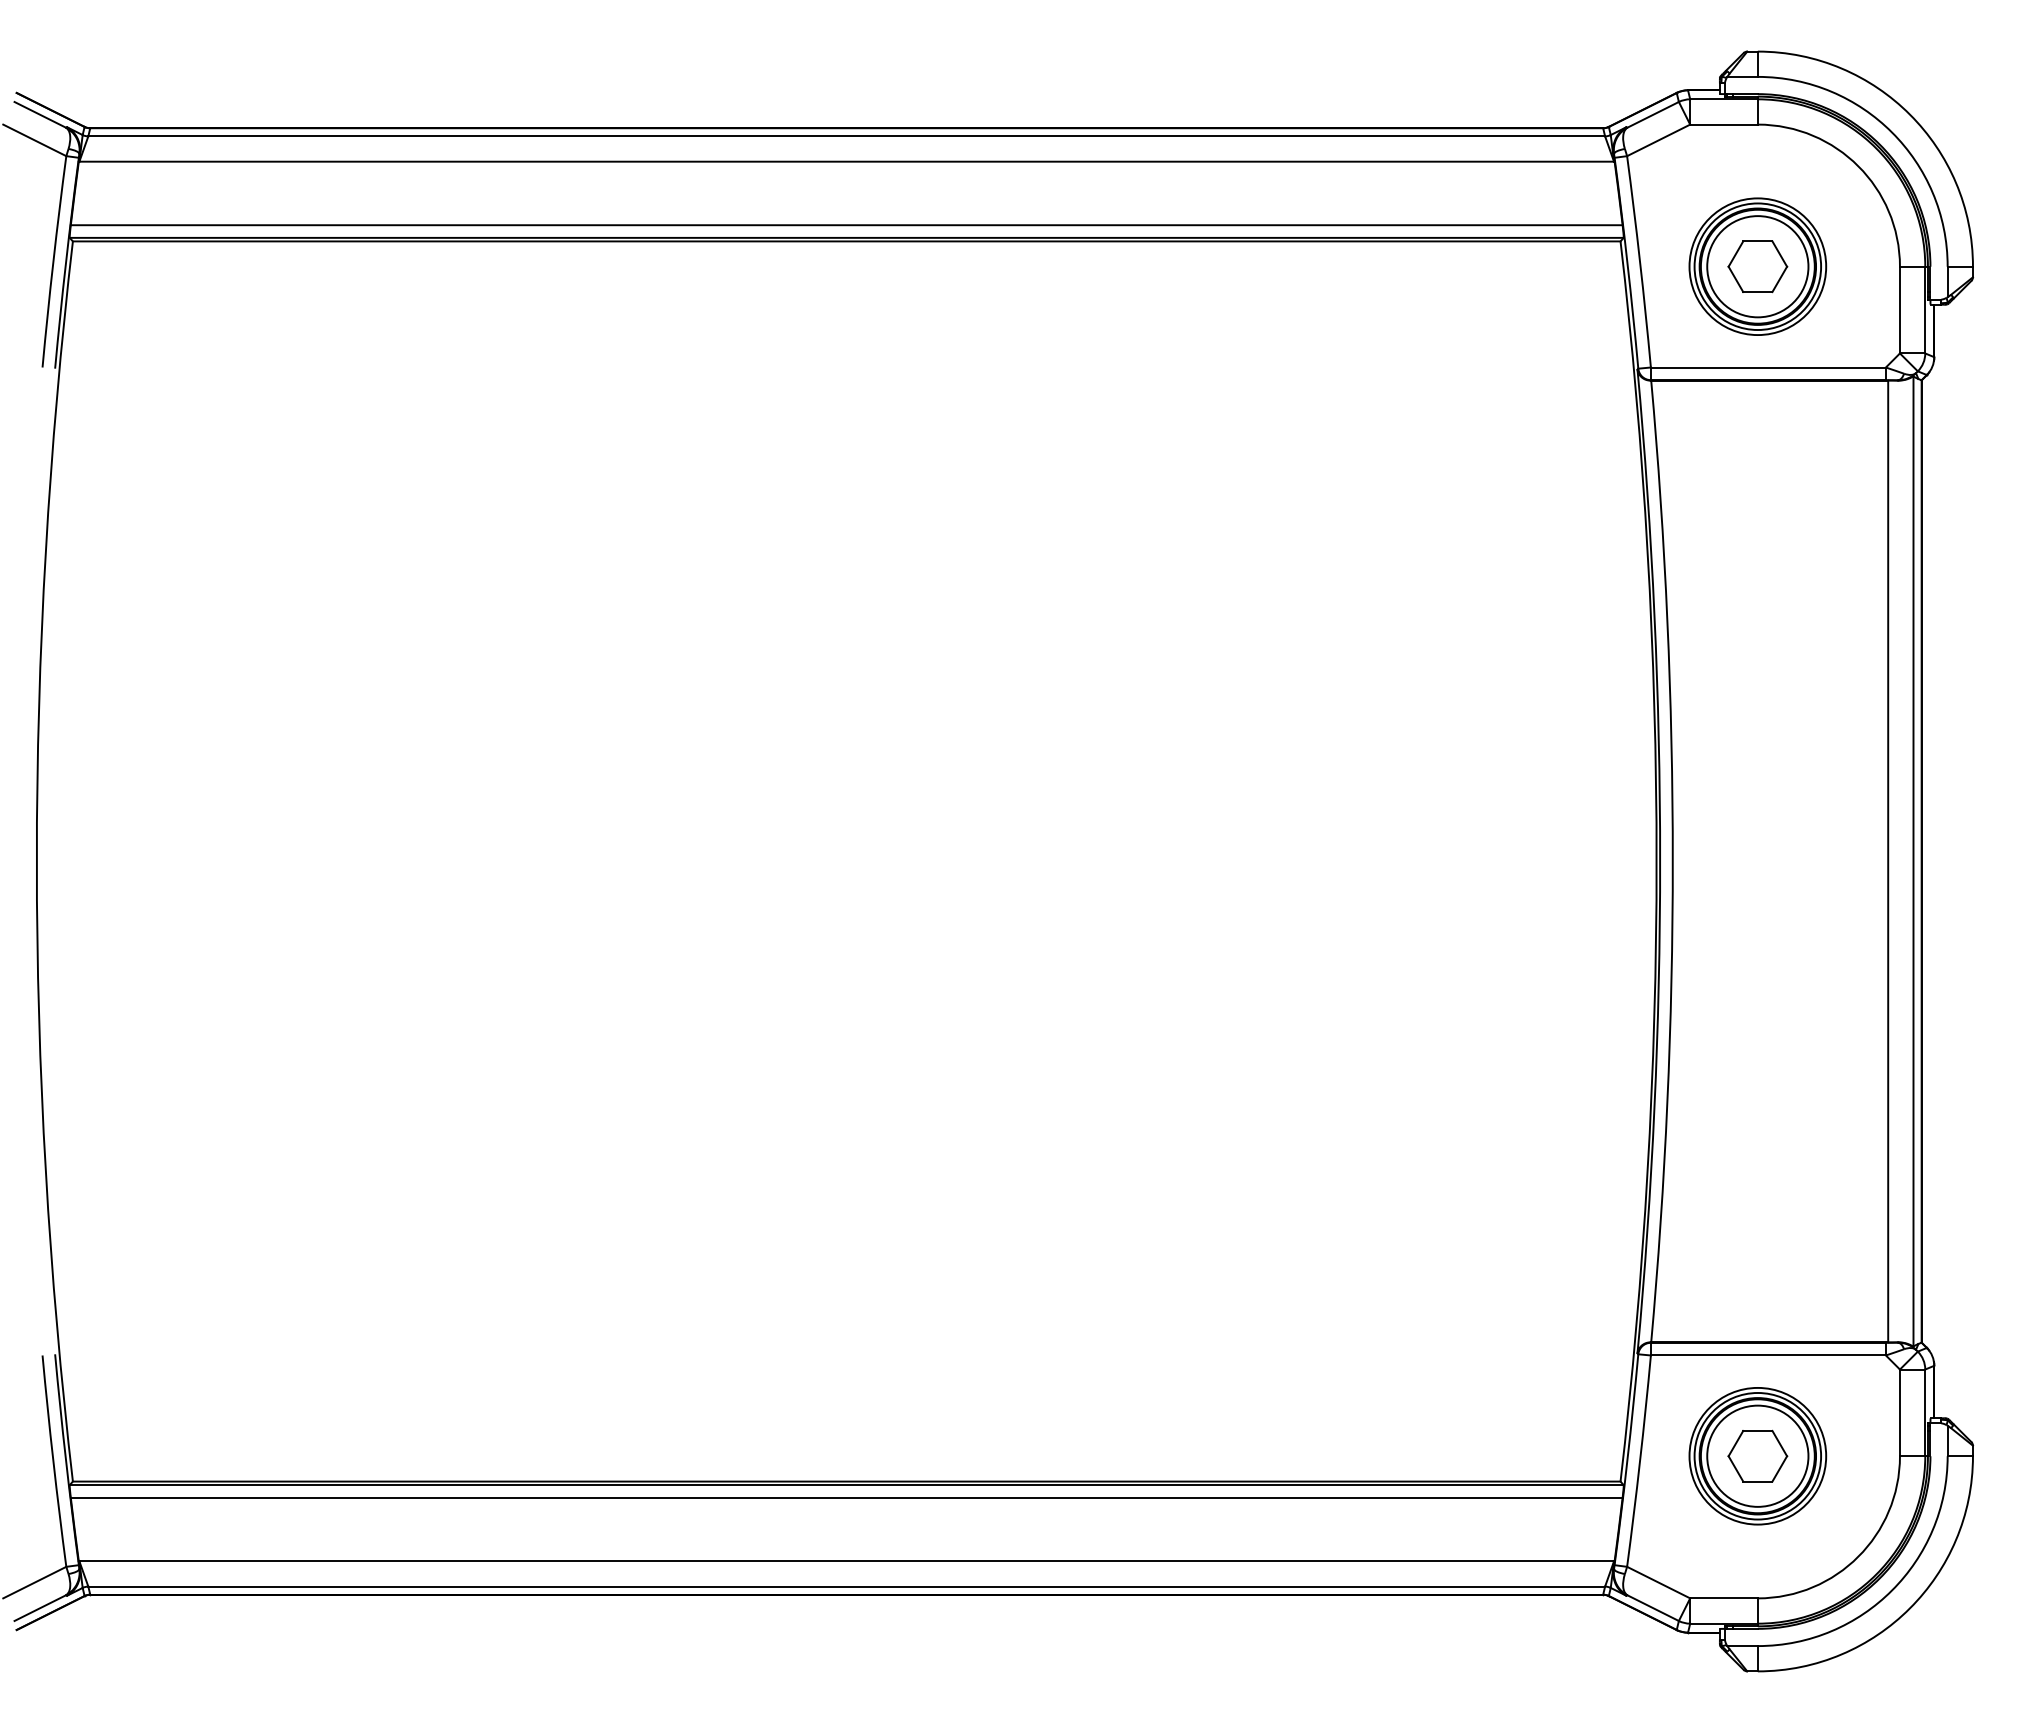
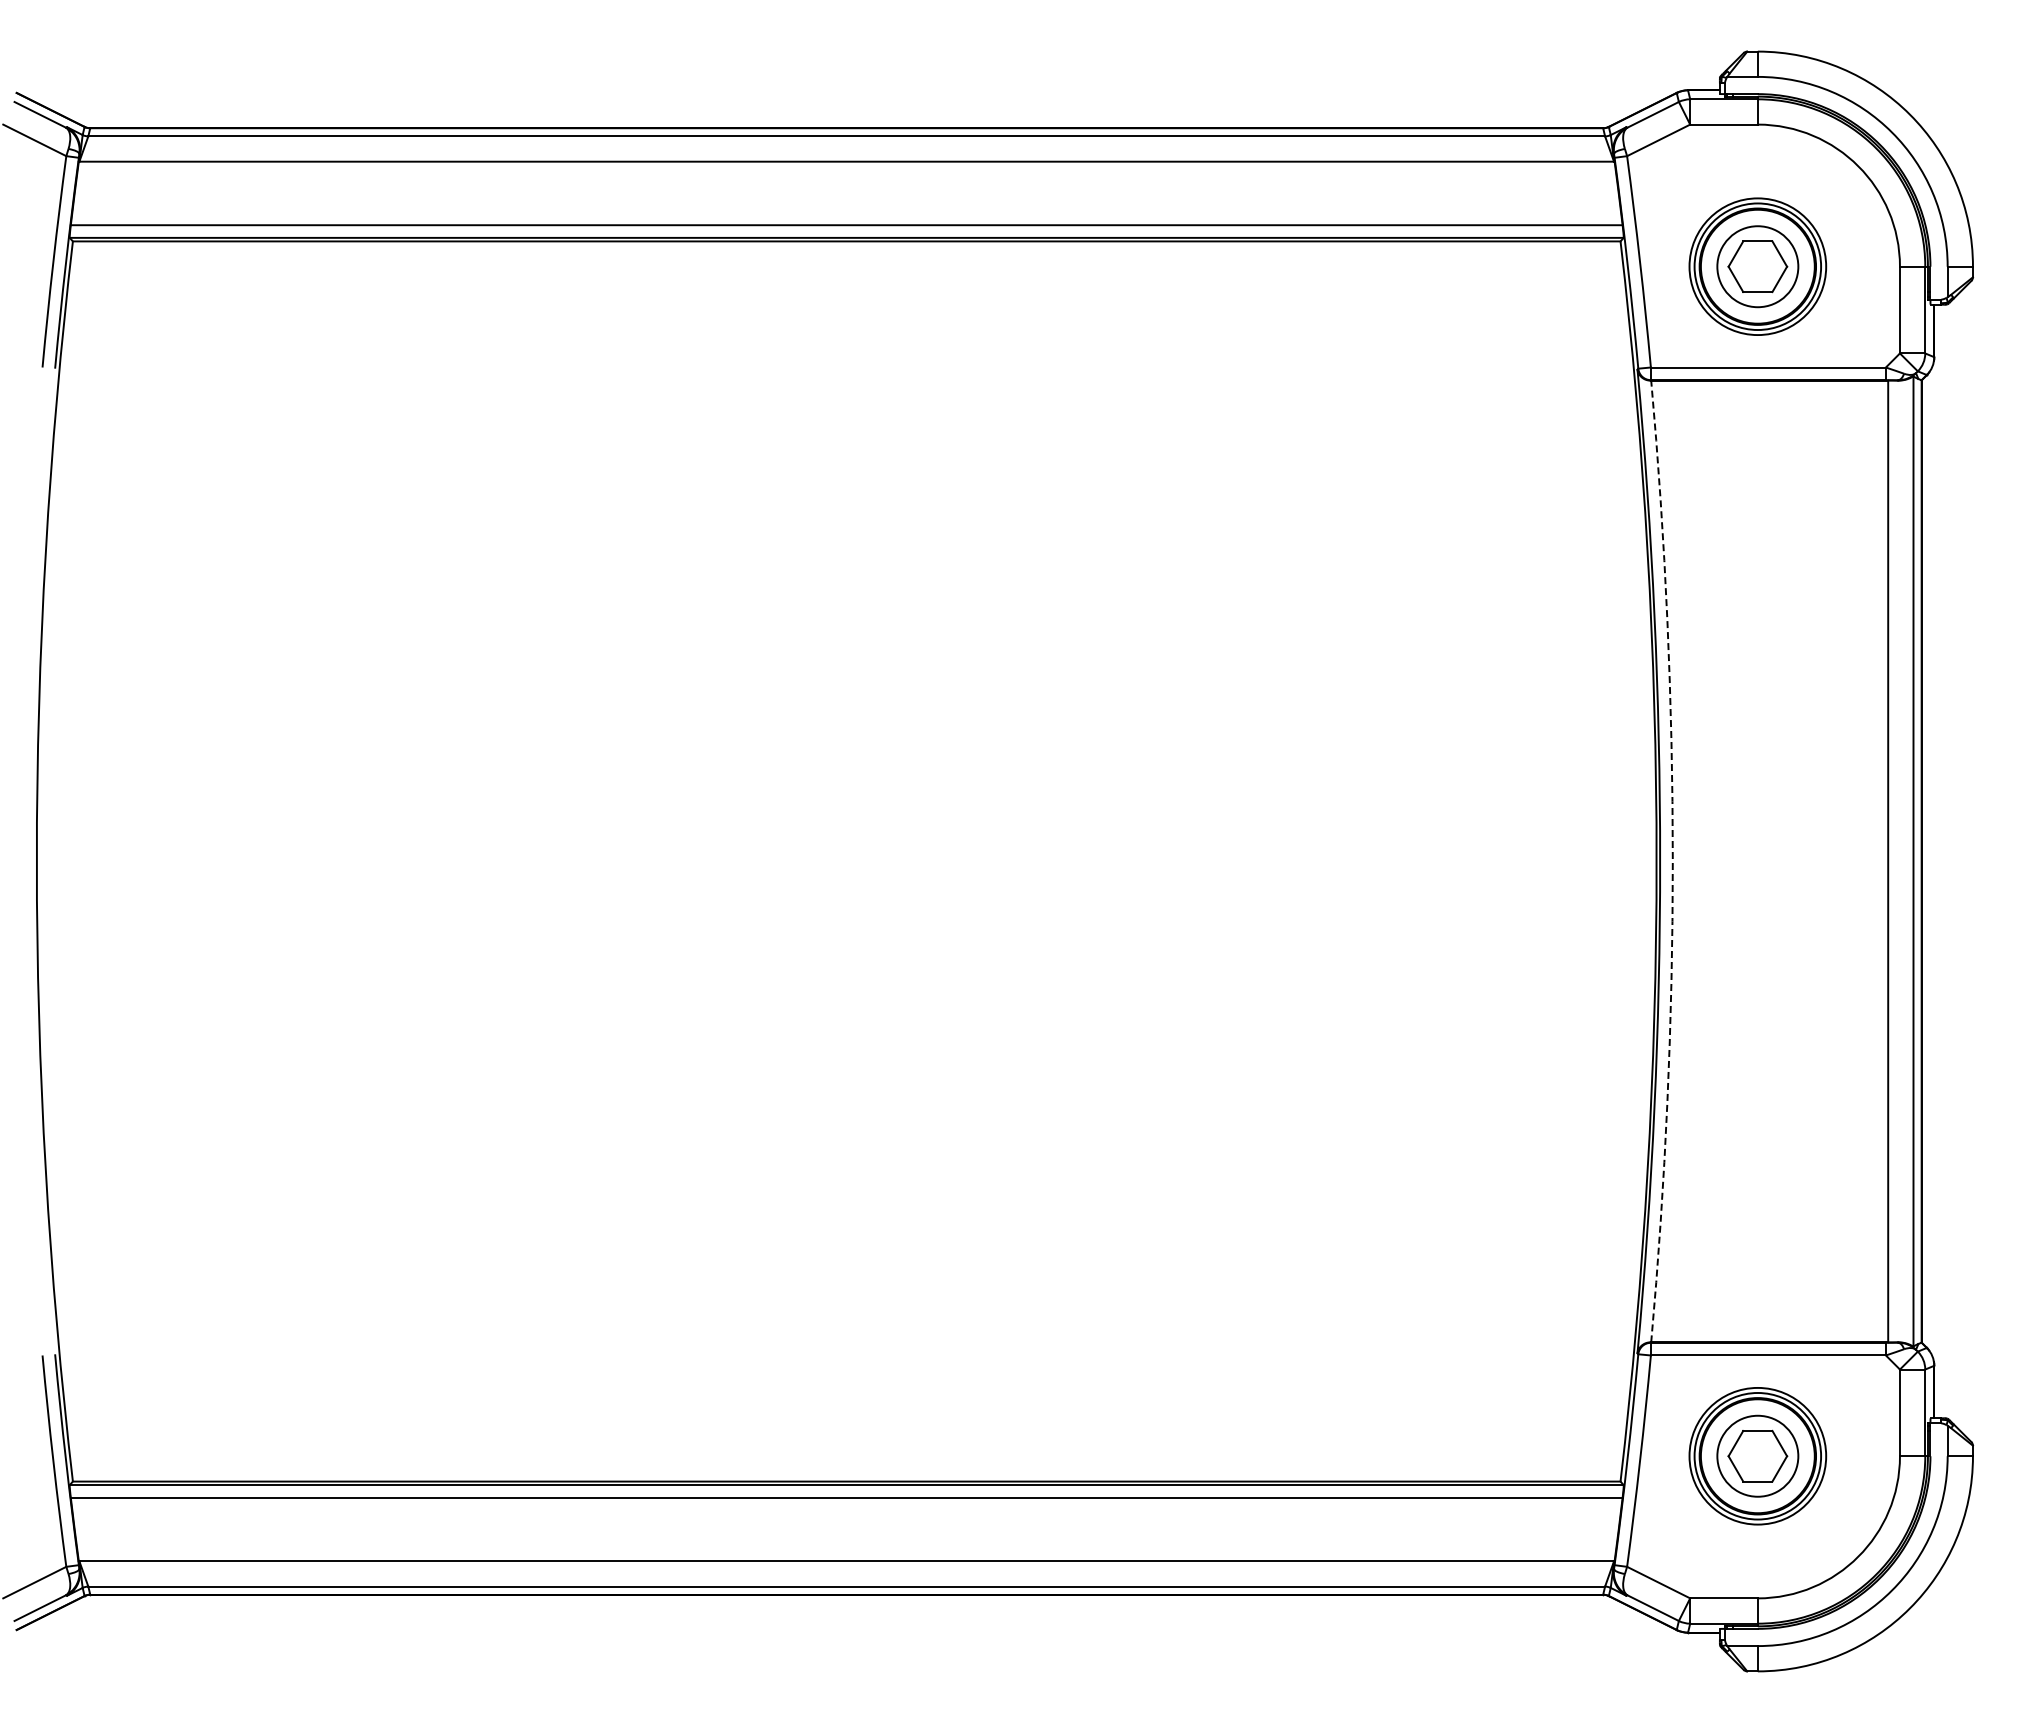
circle diameter: 101 px -> 81 px (1757, 266)
arc: solid -> dashed (1672, 861)
circle diameter: 101 px -> 81 px (1757, 1455)
